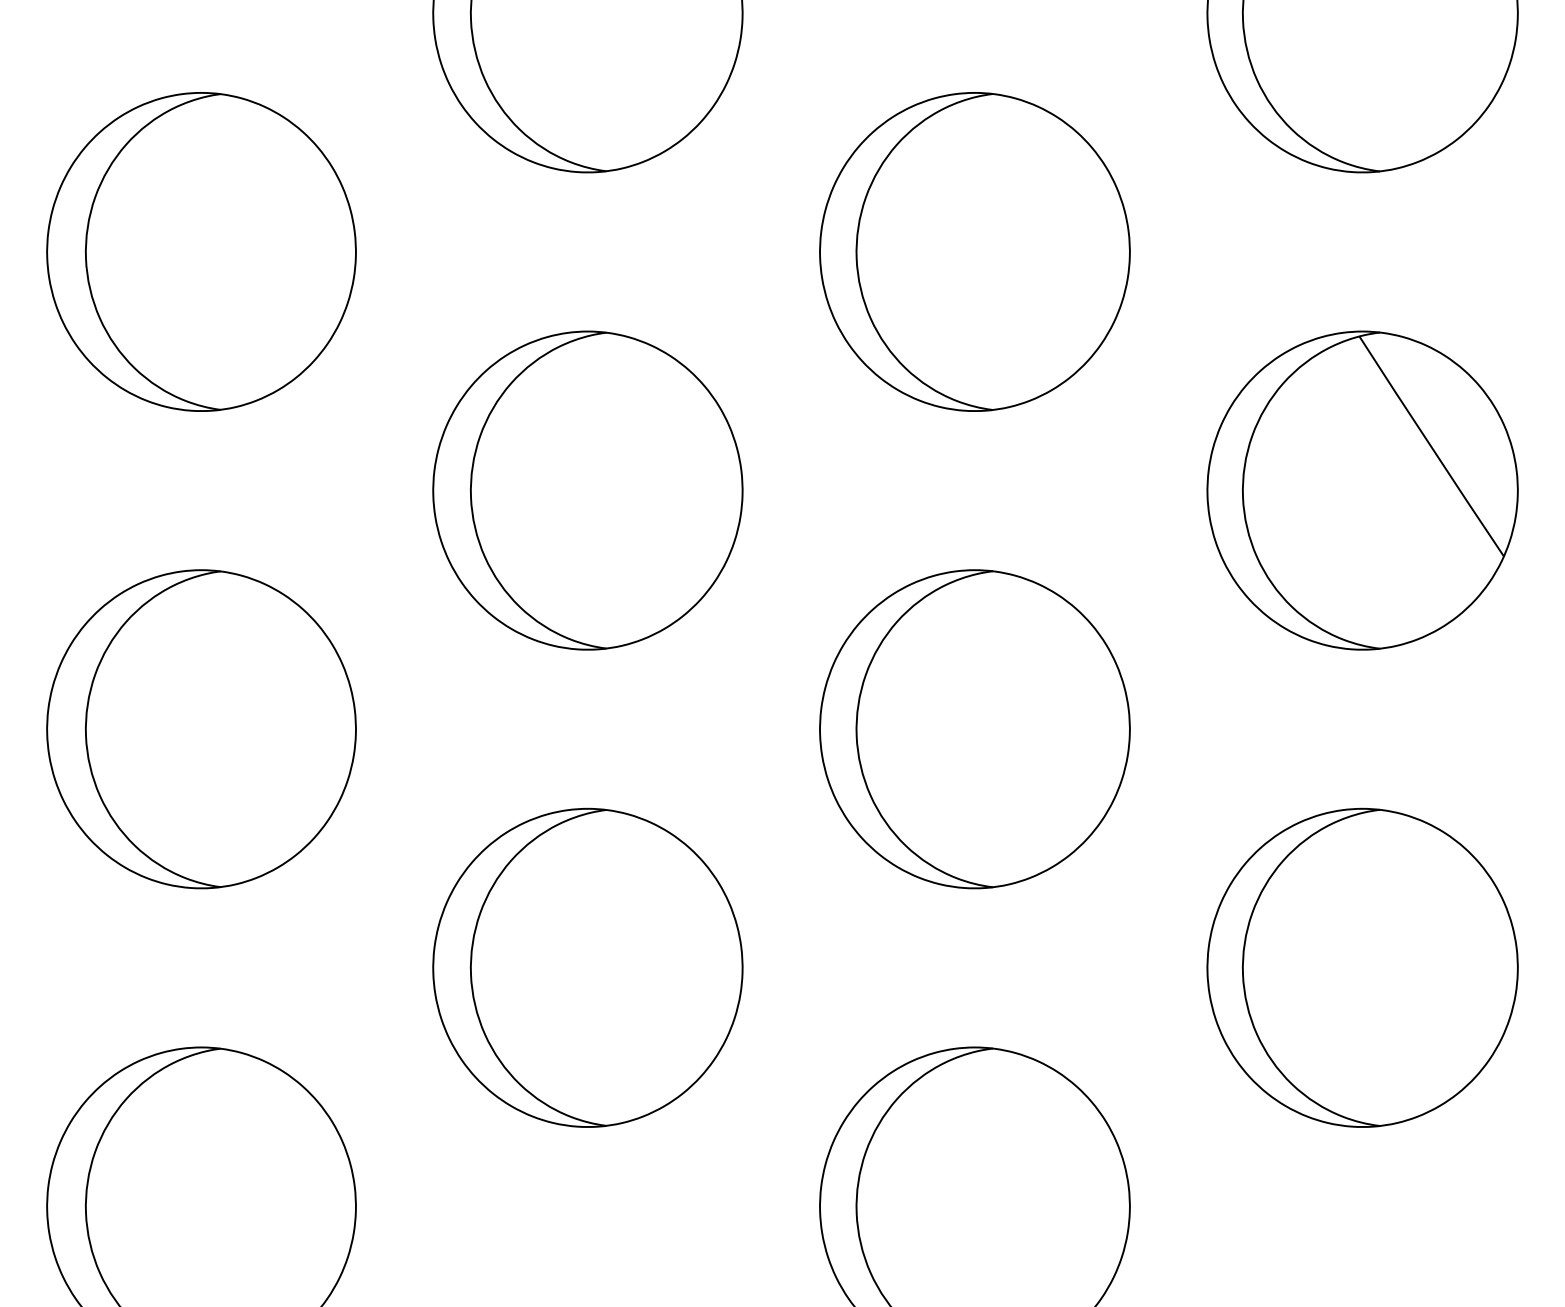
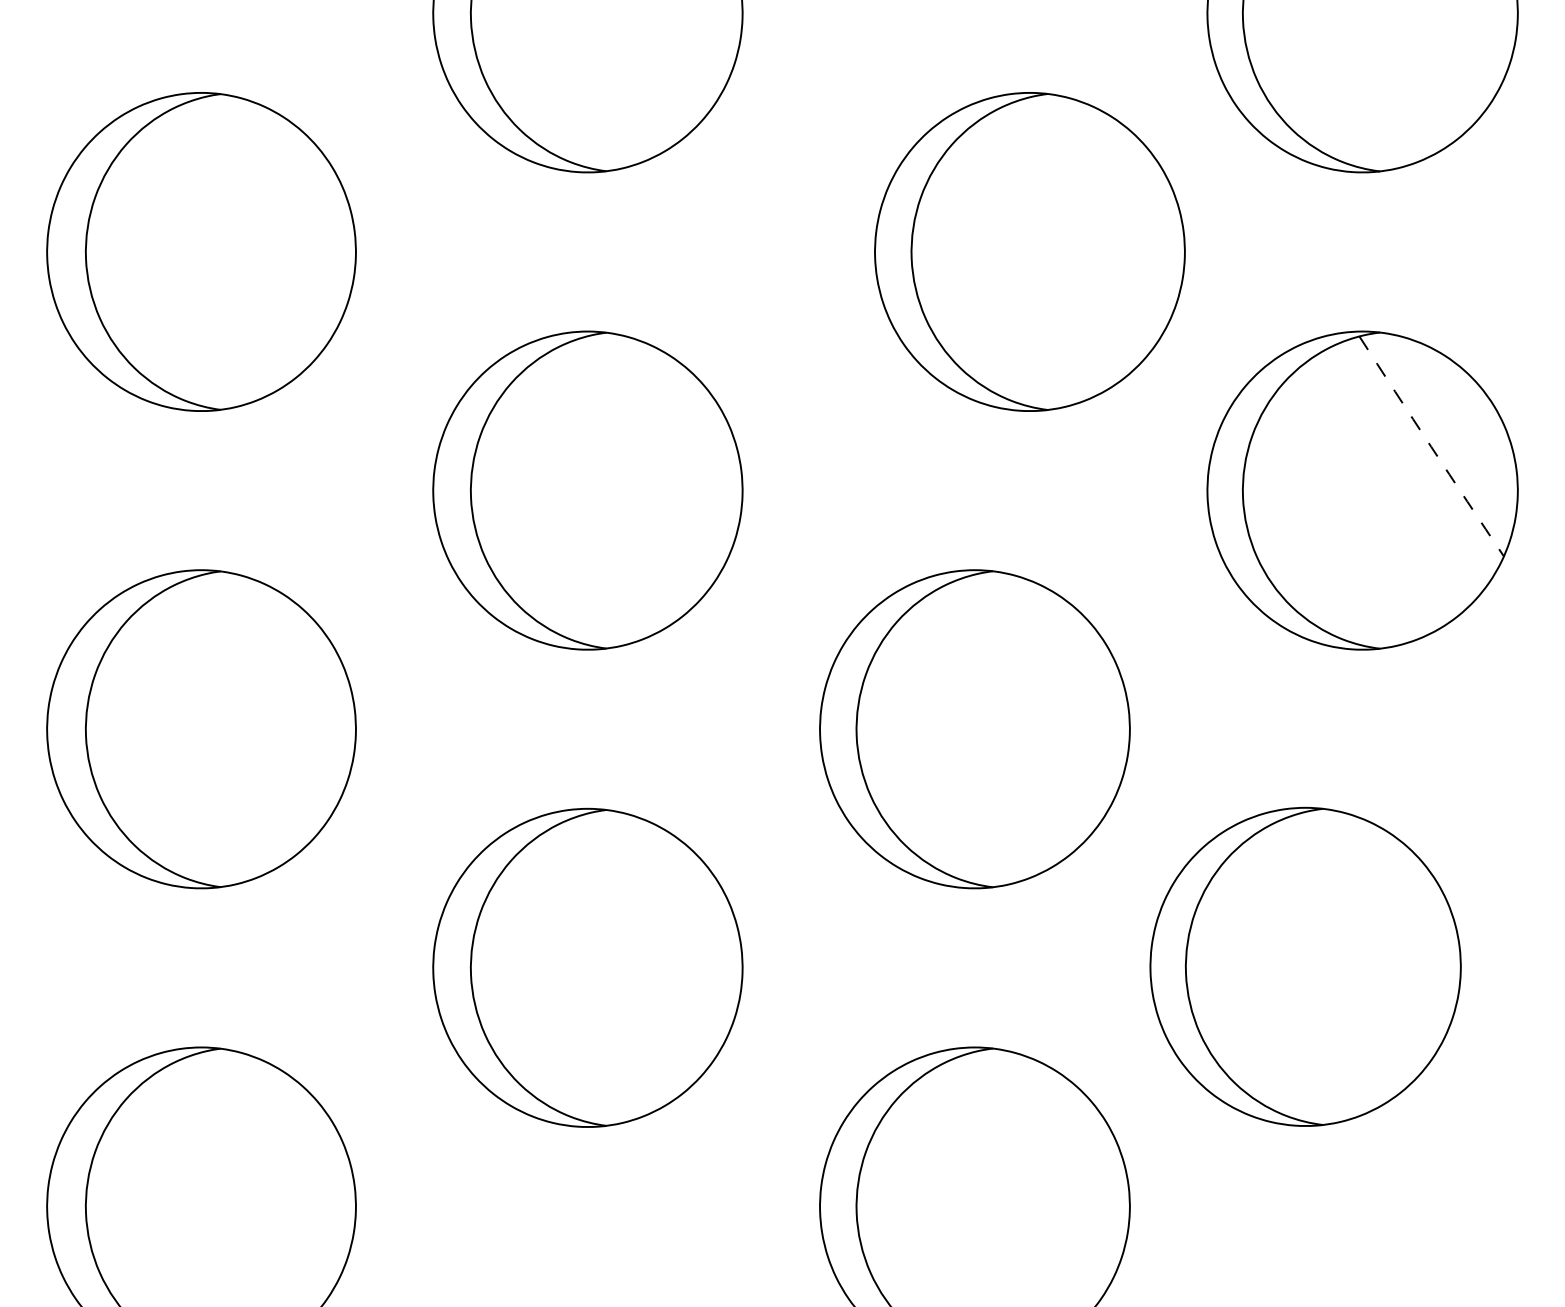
part position: (974, 251) -> (1029, 251) (1029, 251)
arc: solid -> dashed (1431, 446)
part position: (1362, 967) -> (1305, 966) (1305, 966)
